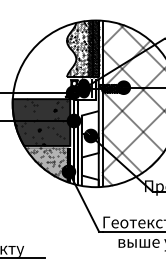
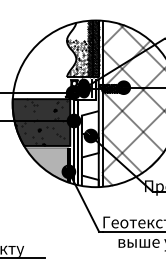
hatch: present -> none (77, 29)
hatch: present -> none (48, 163)
